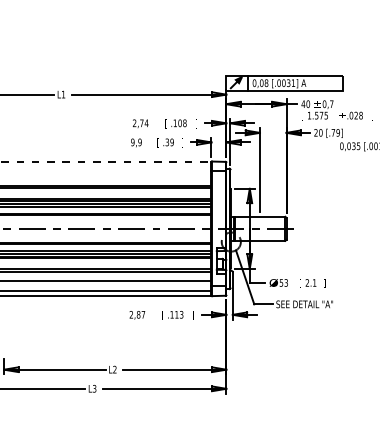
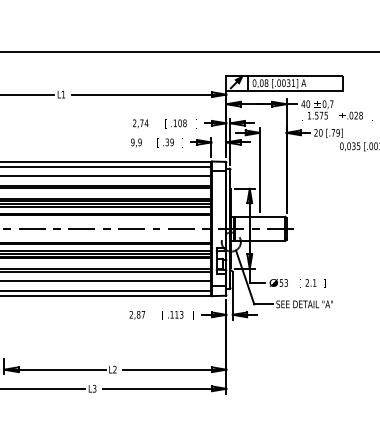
line: none -> present (189, 51)
line: dashed -> solid (106, 161)
line: none -> present (106, 166)
line: none -> present (106, 176)
